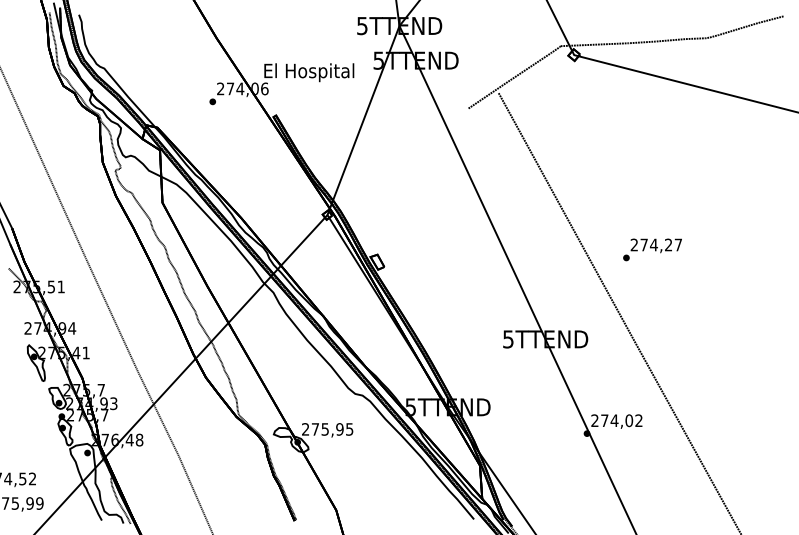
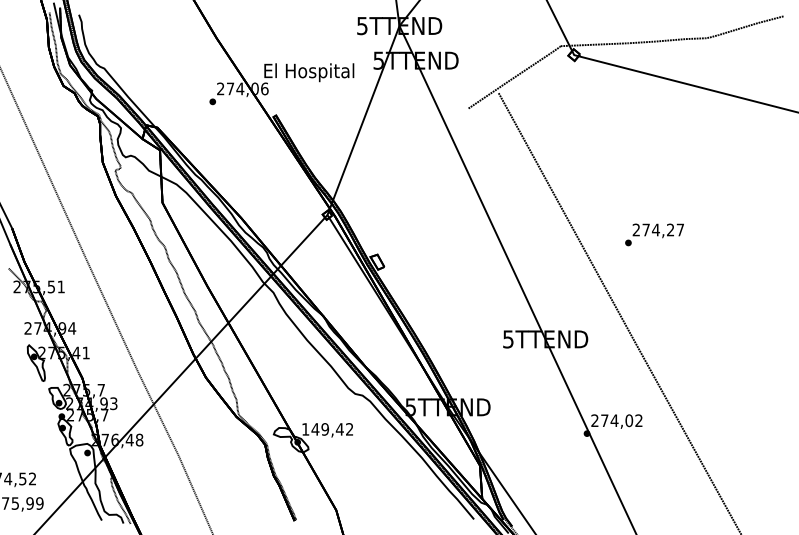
text position: (652, 249) -> (654, 234) (654, 234)
text: 275,95 -> 149,42 (327, 429)
